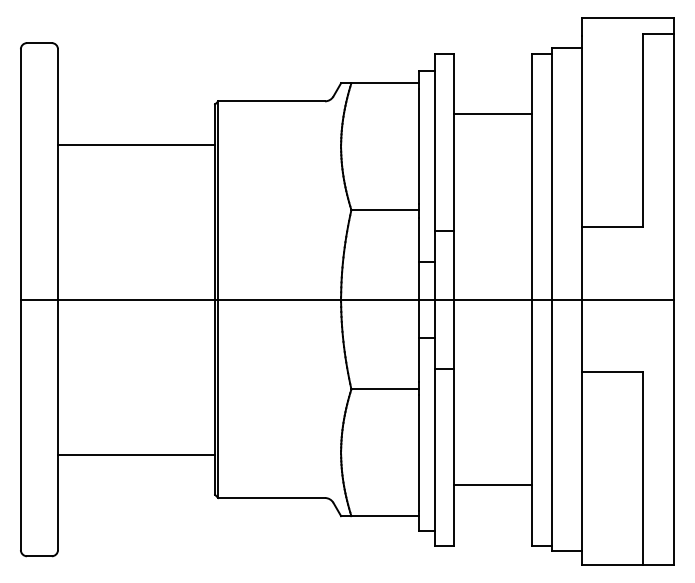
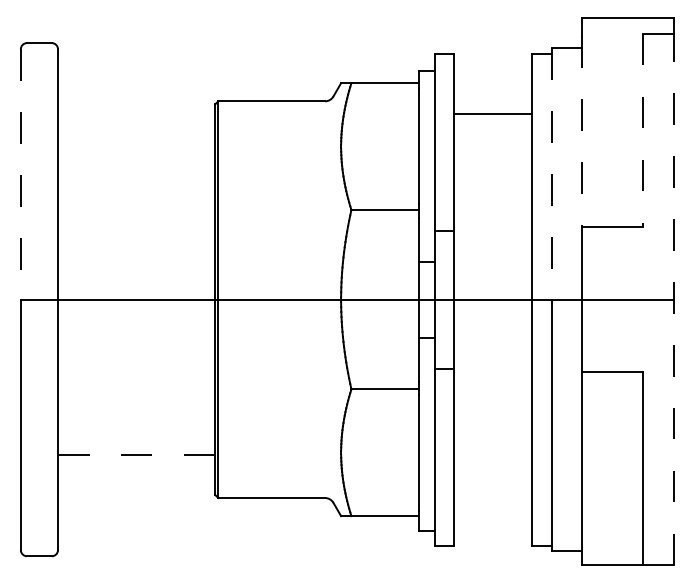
line: solid -> dashed (643, 130)
line: solid -> dashed (581, 132)
line: present -> none (136, 144)
line: solid -> dashed (552, 173)
line: solid -> dashed (20, 174)
line: solid -> dashed (674, 299)
line: solid -> dashed (136, 454)
line: present -> none (492, 485)
